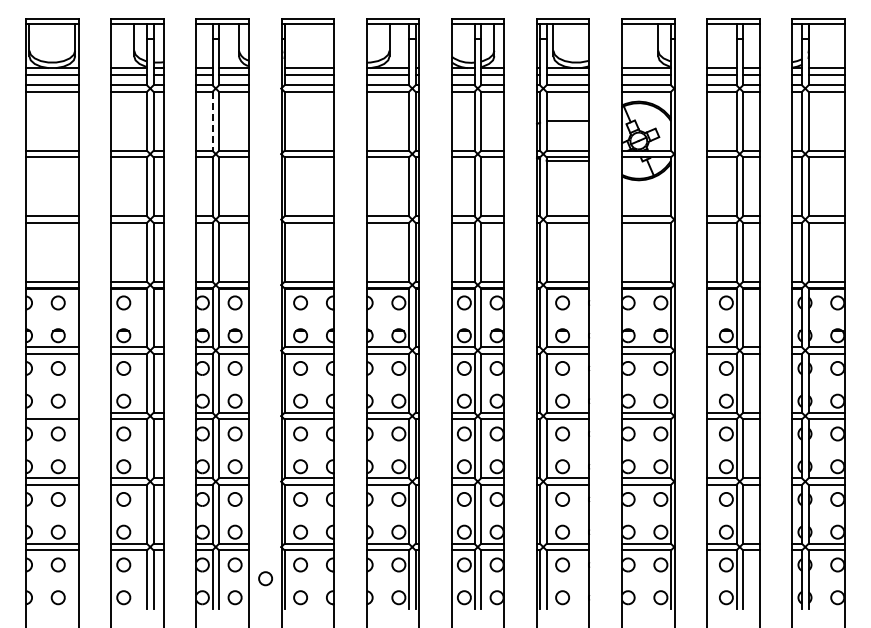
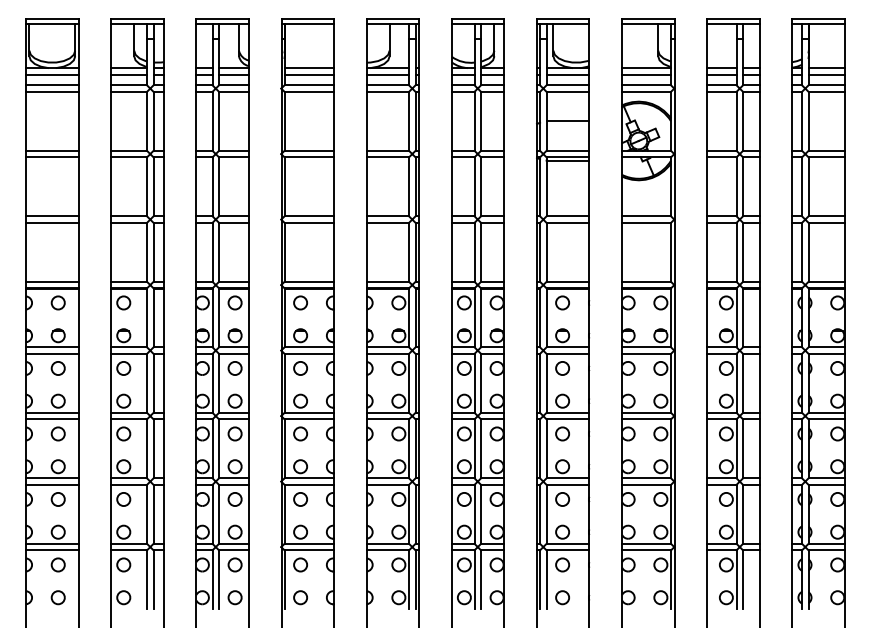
line: dashed -> solid (212, 121)
line: none -> present (52, 412)
circle: present -> none (265, 578)
